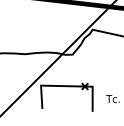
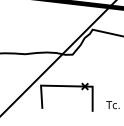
text position: (112, 99) -> (112, 105) (112, 105)
